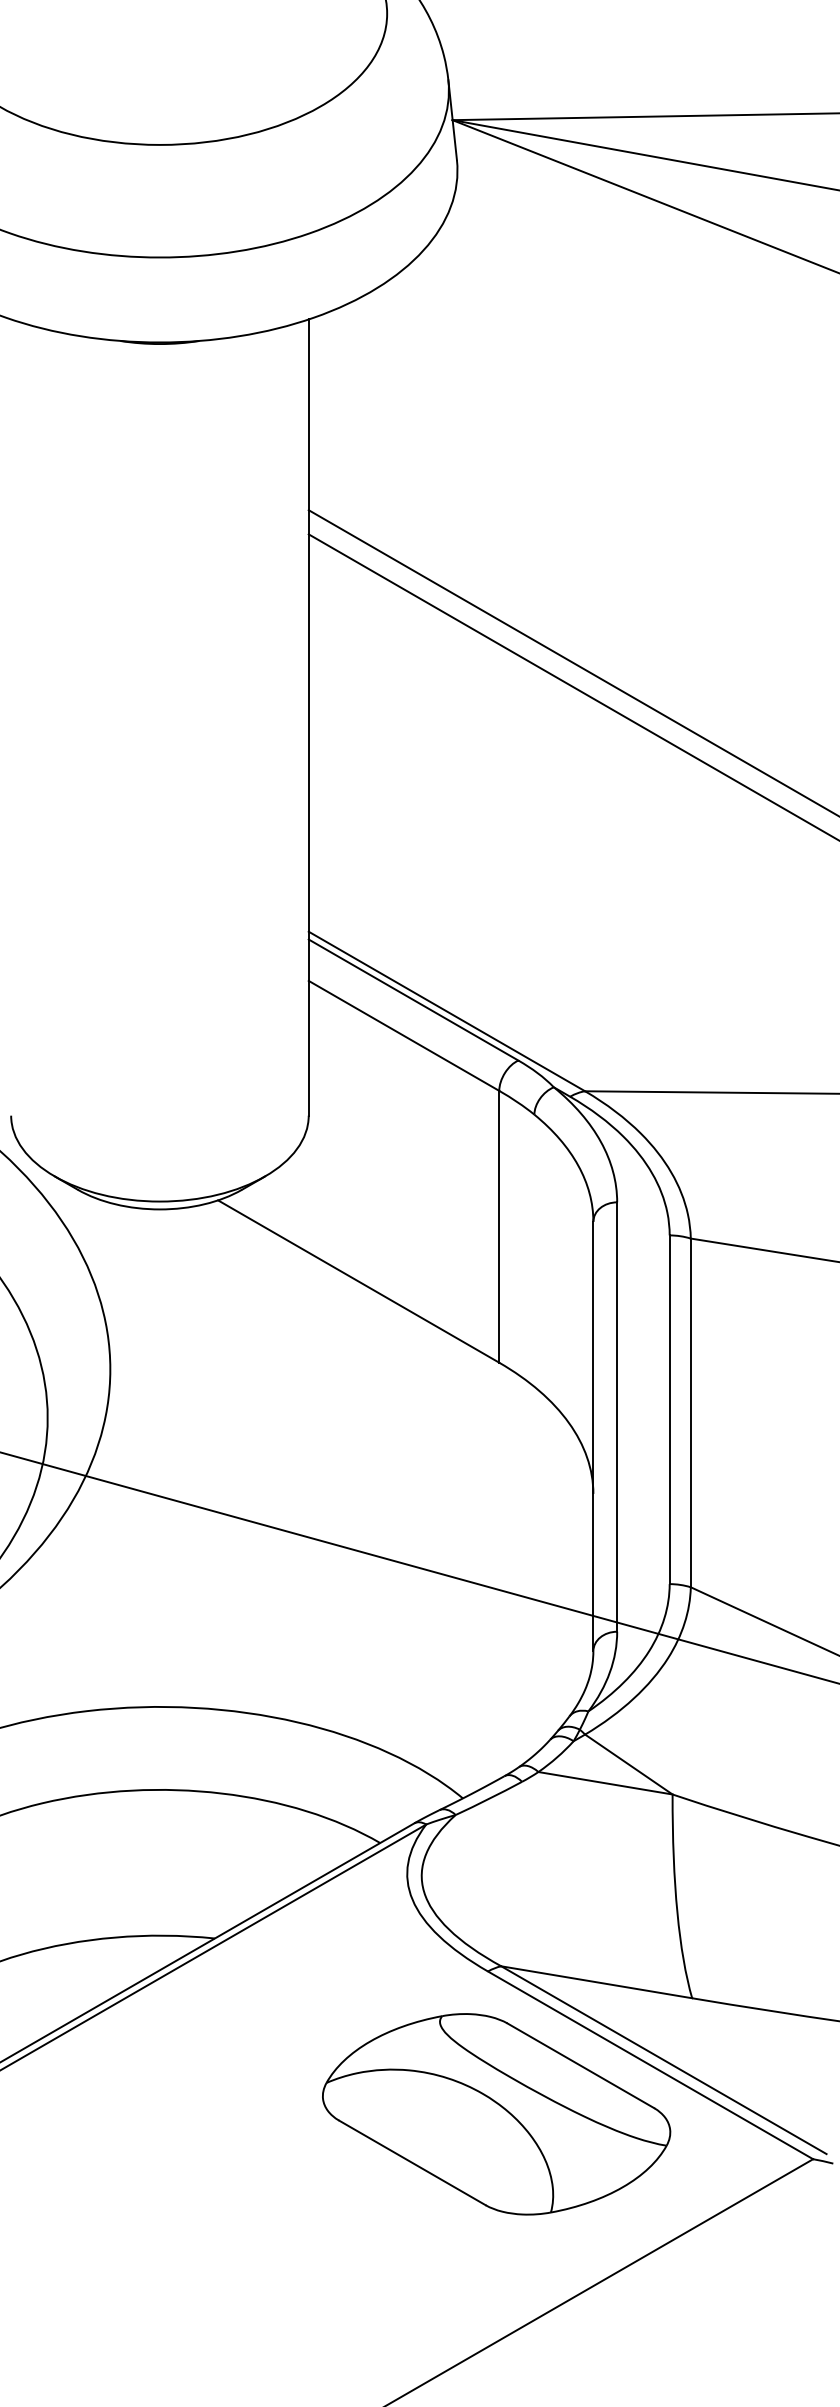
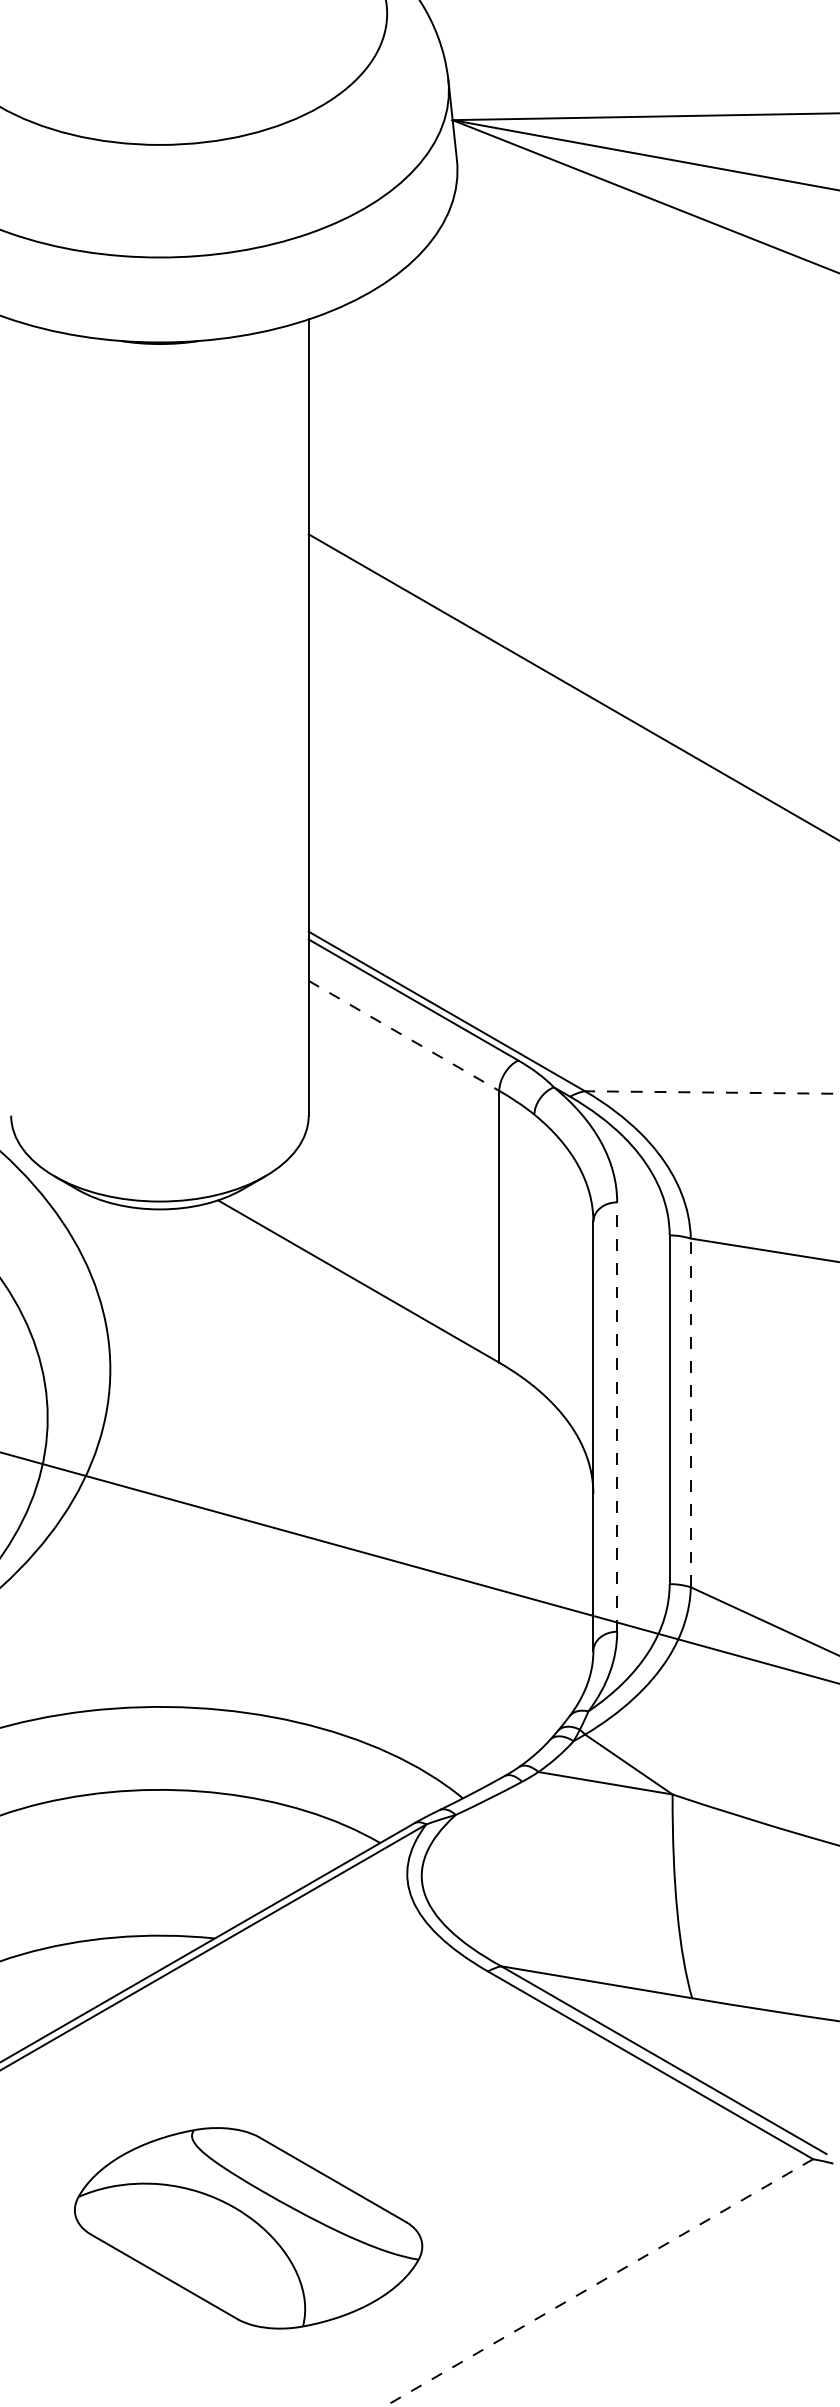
line: present -> none (572, 662)
line: solid -> dashed (404, 1036)
line: solid -> dashed (712, 1092)
line: solid -> dashed (690, 1412)
line: solid -> dashed (617, 1417)
part position: (496, 2114) -> (248, 2228) (248, 2228)
line: solid -> dashed (598, 2283)
